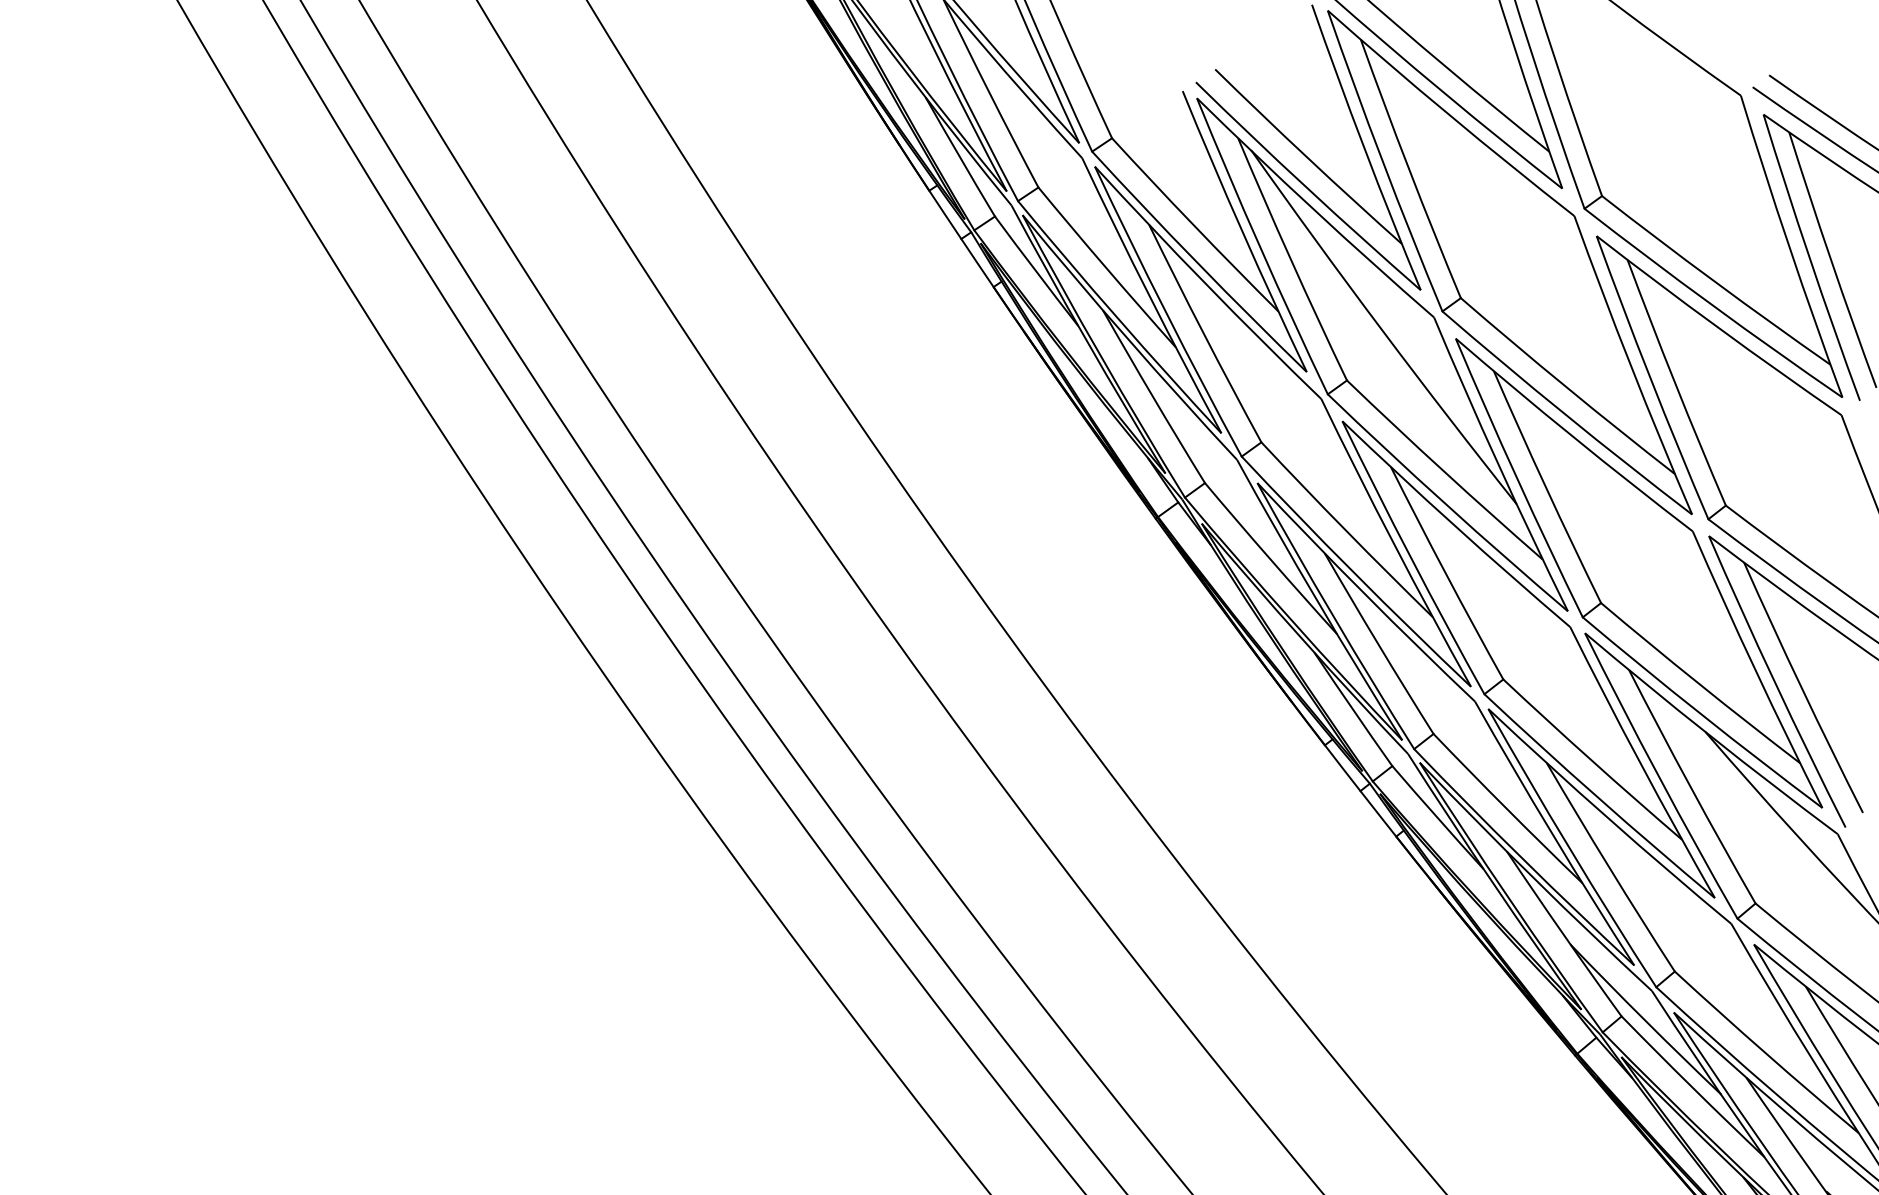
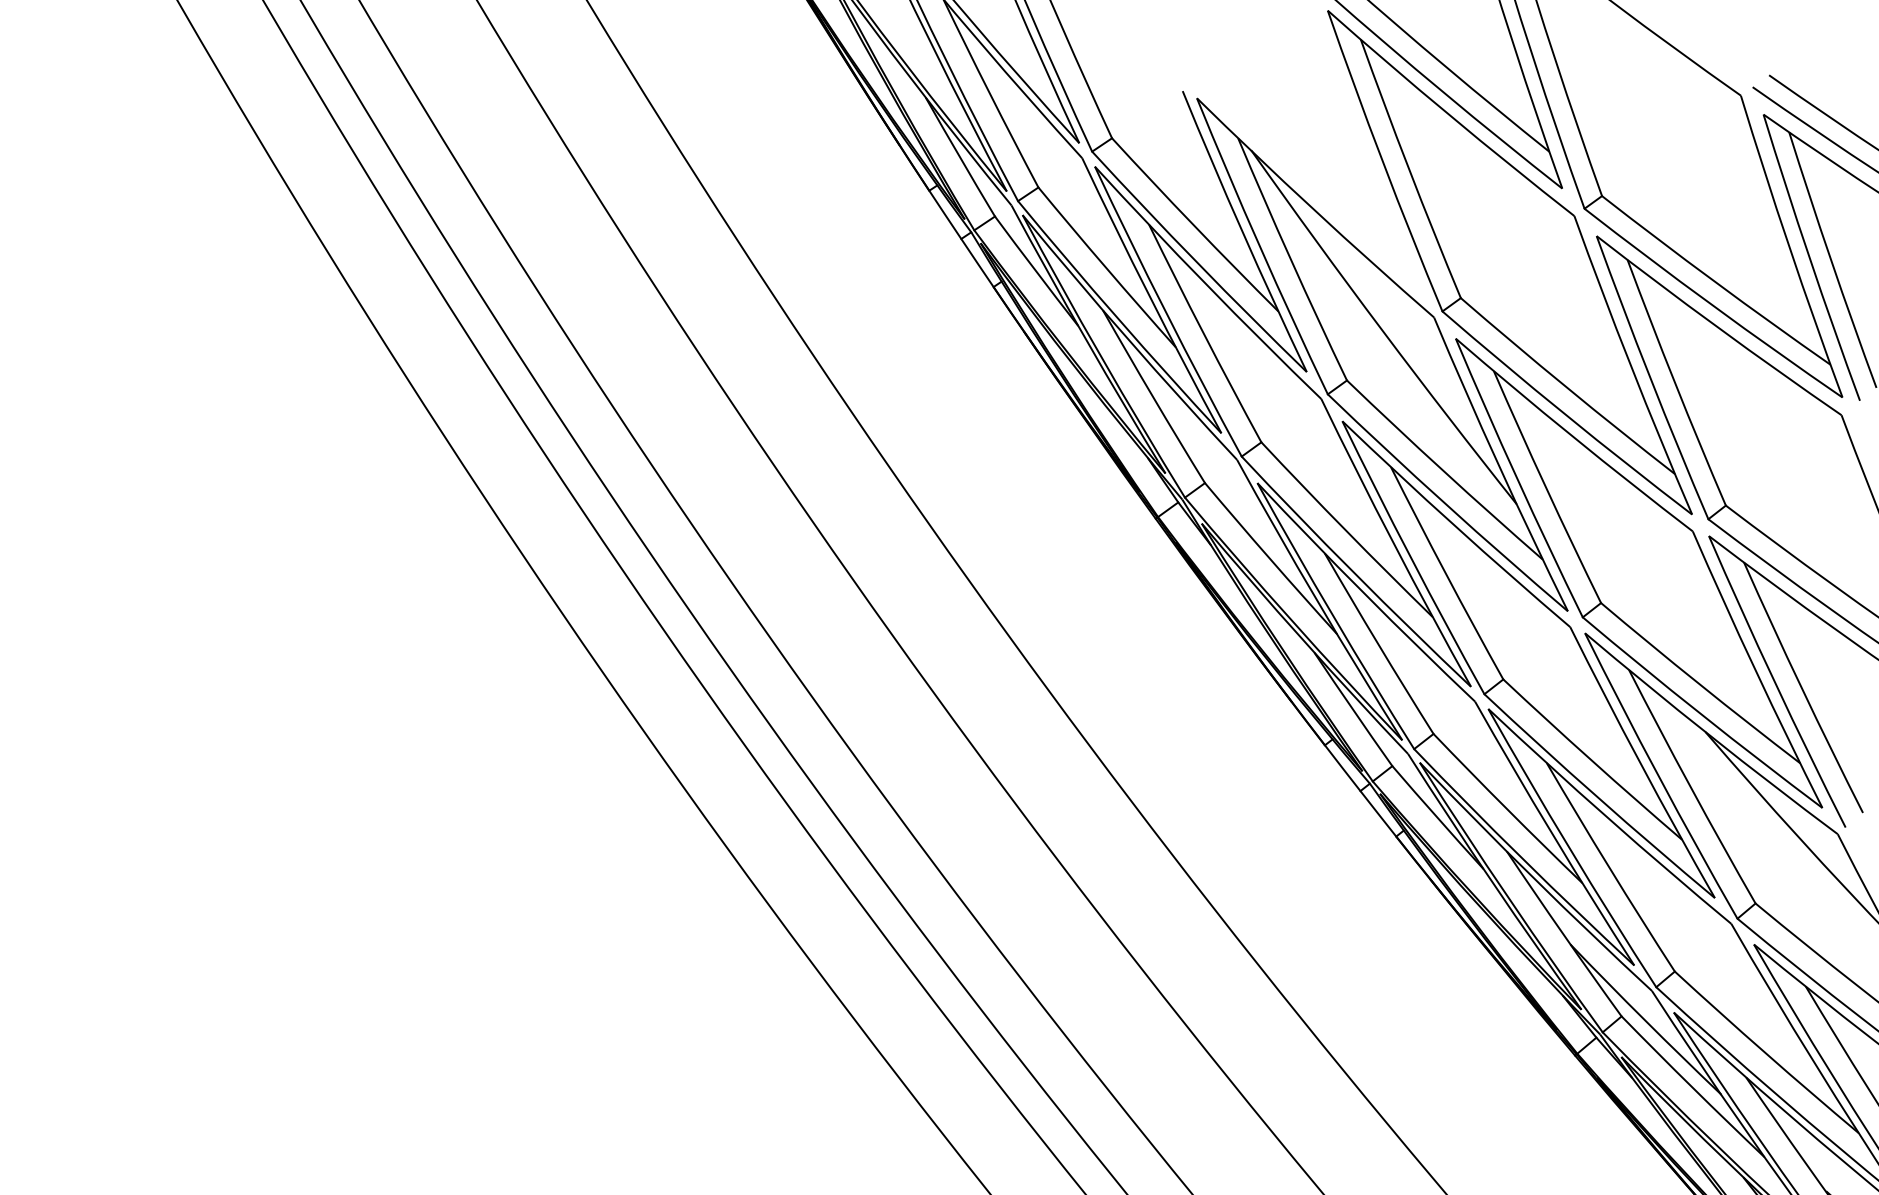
part: present -> none (1303, 152)
